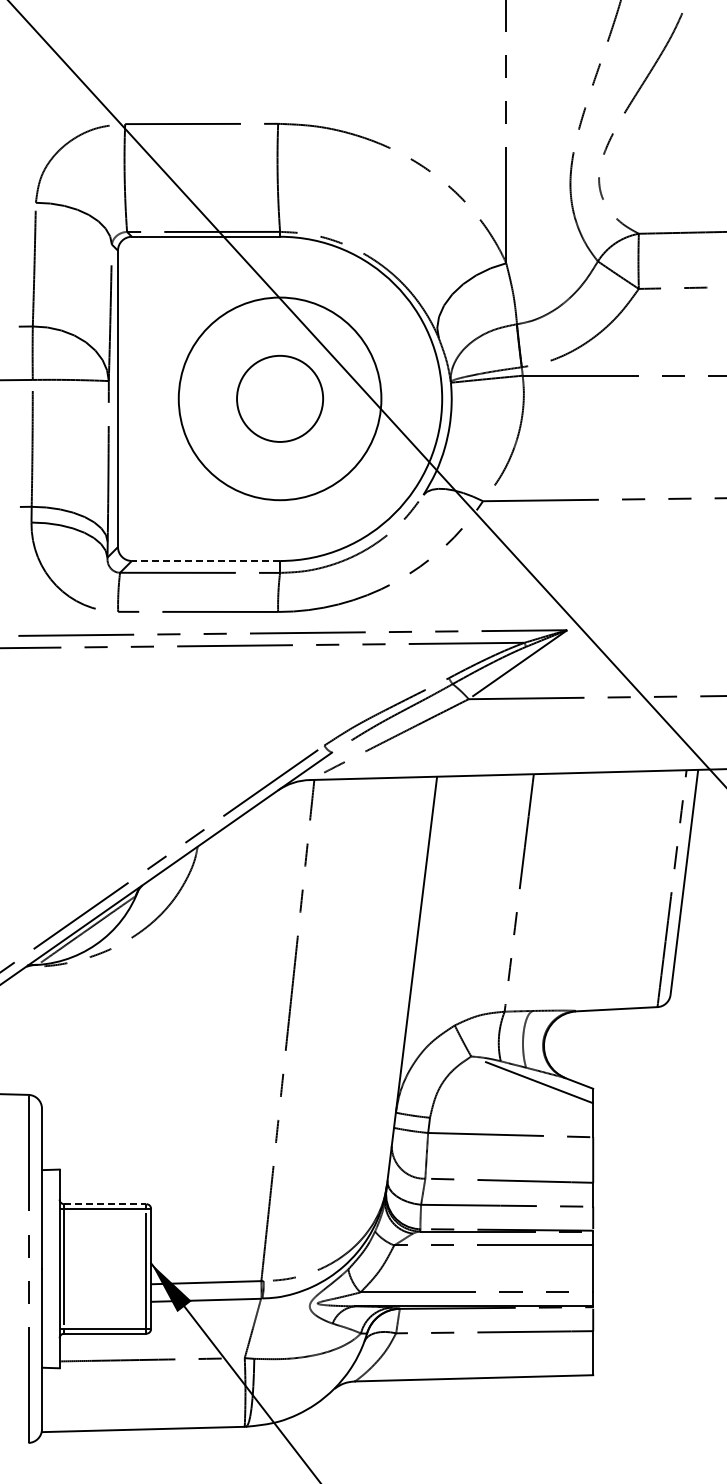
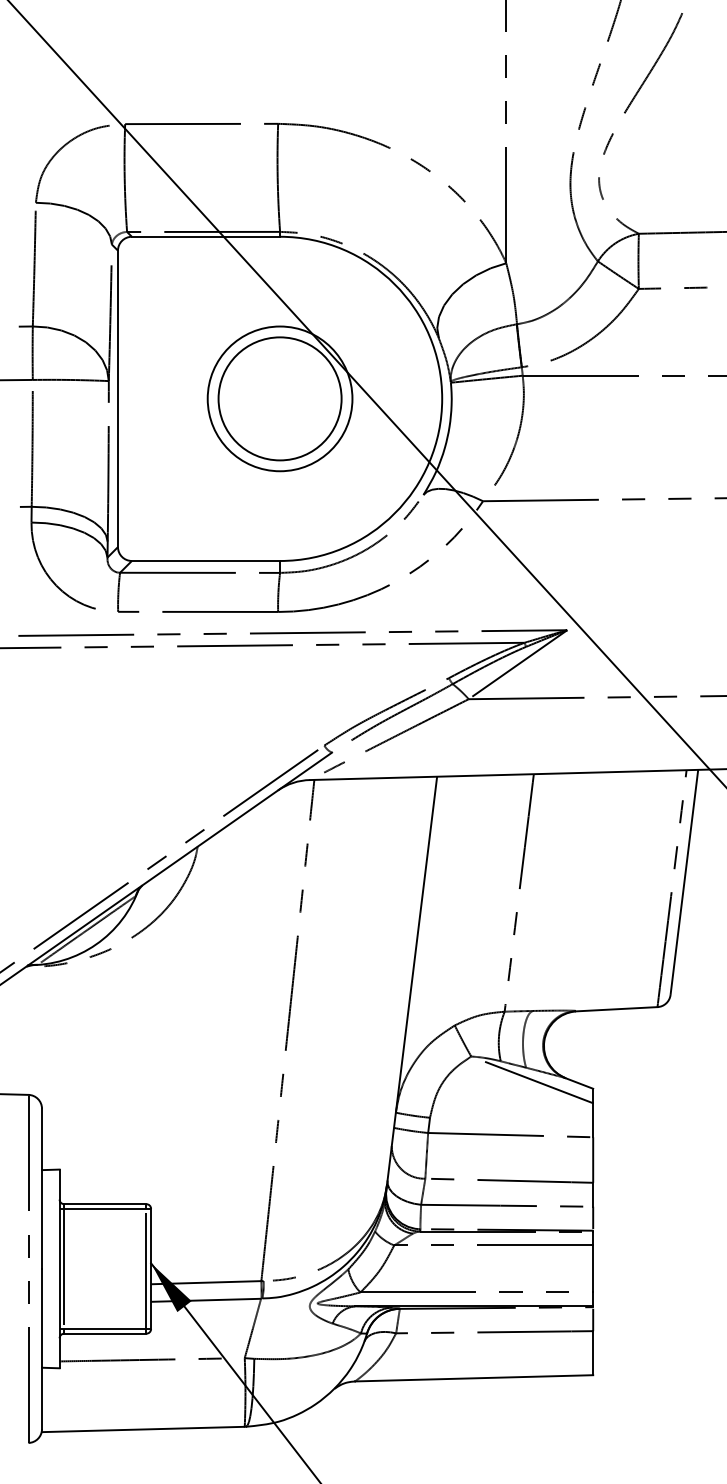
circle diameter: 203 px -> 145 px (279, 398)
circle diameter: 86 px -> 123 px (279, 398)
line: dashed -> solid (205, 561)
line: dashed -> solid (105, 1204)
